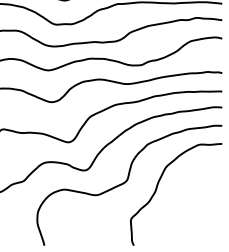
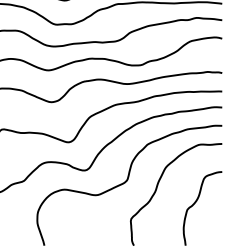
curve: none -> present (196, 202)
